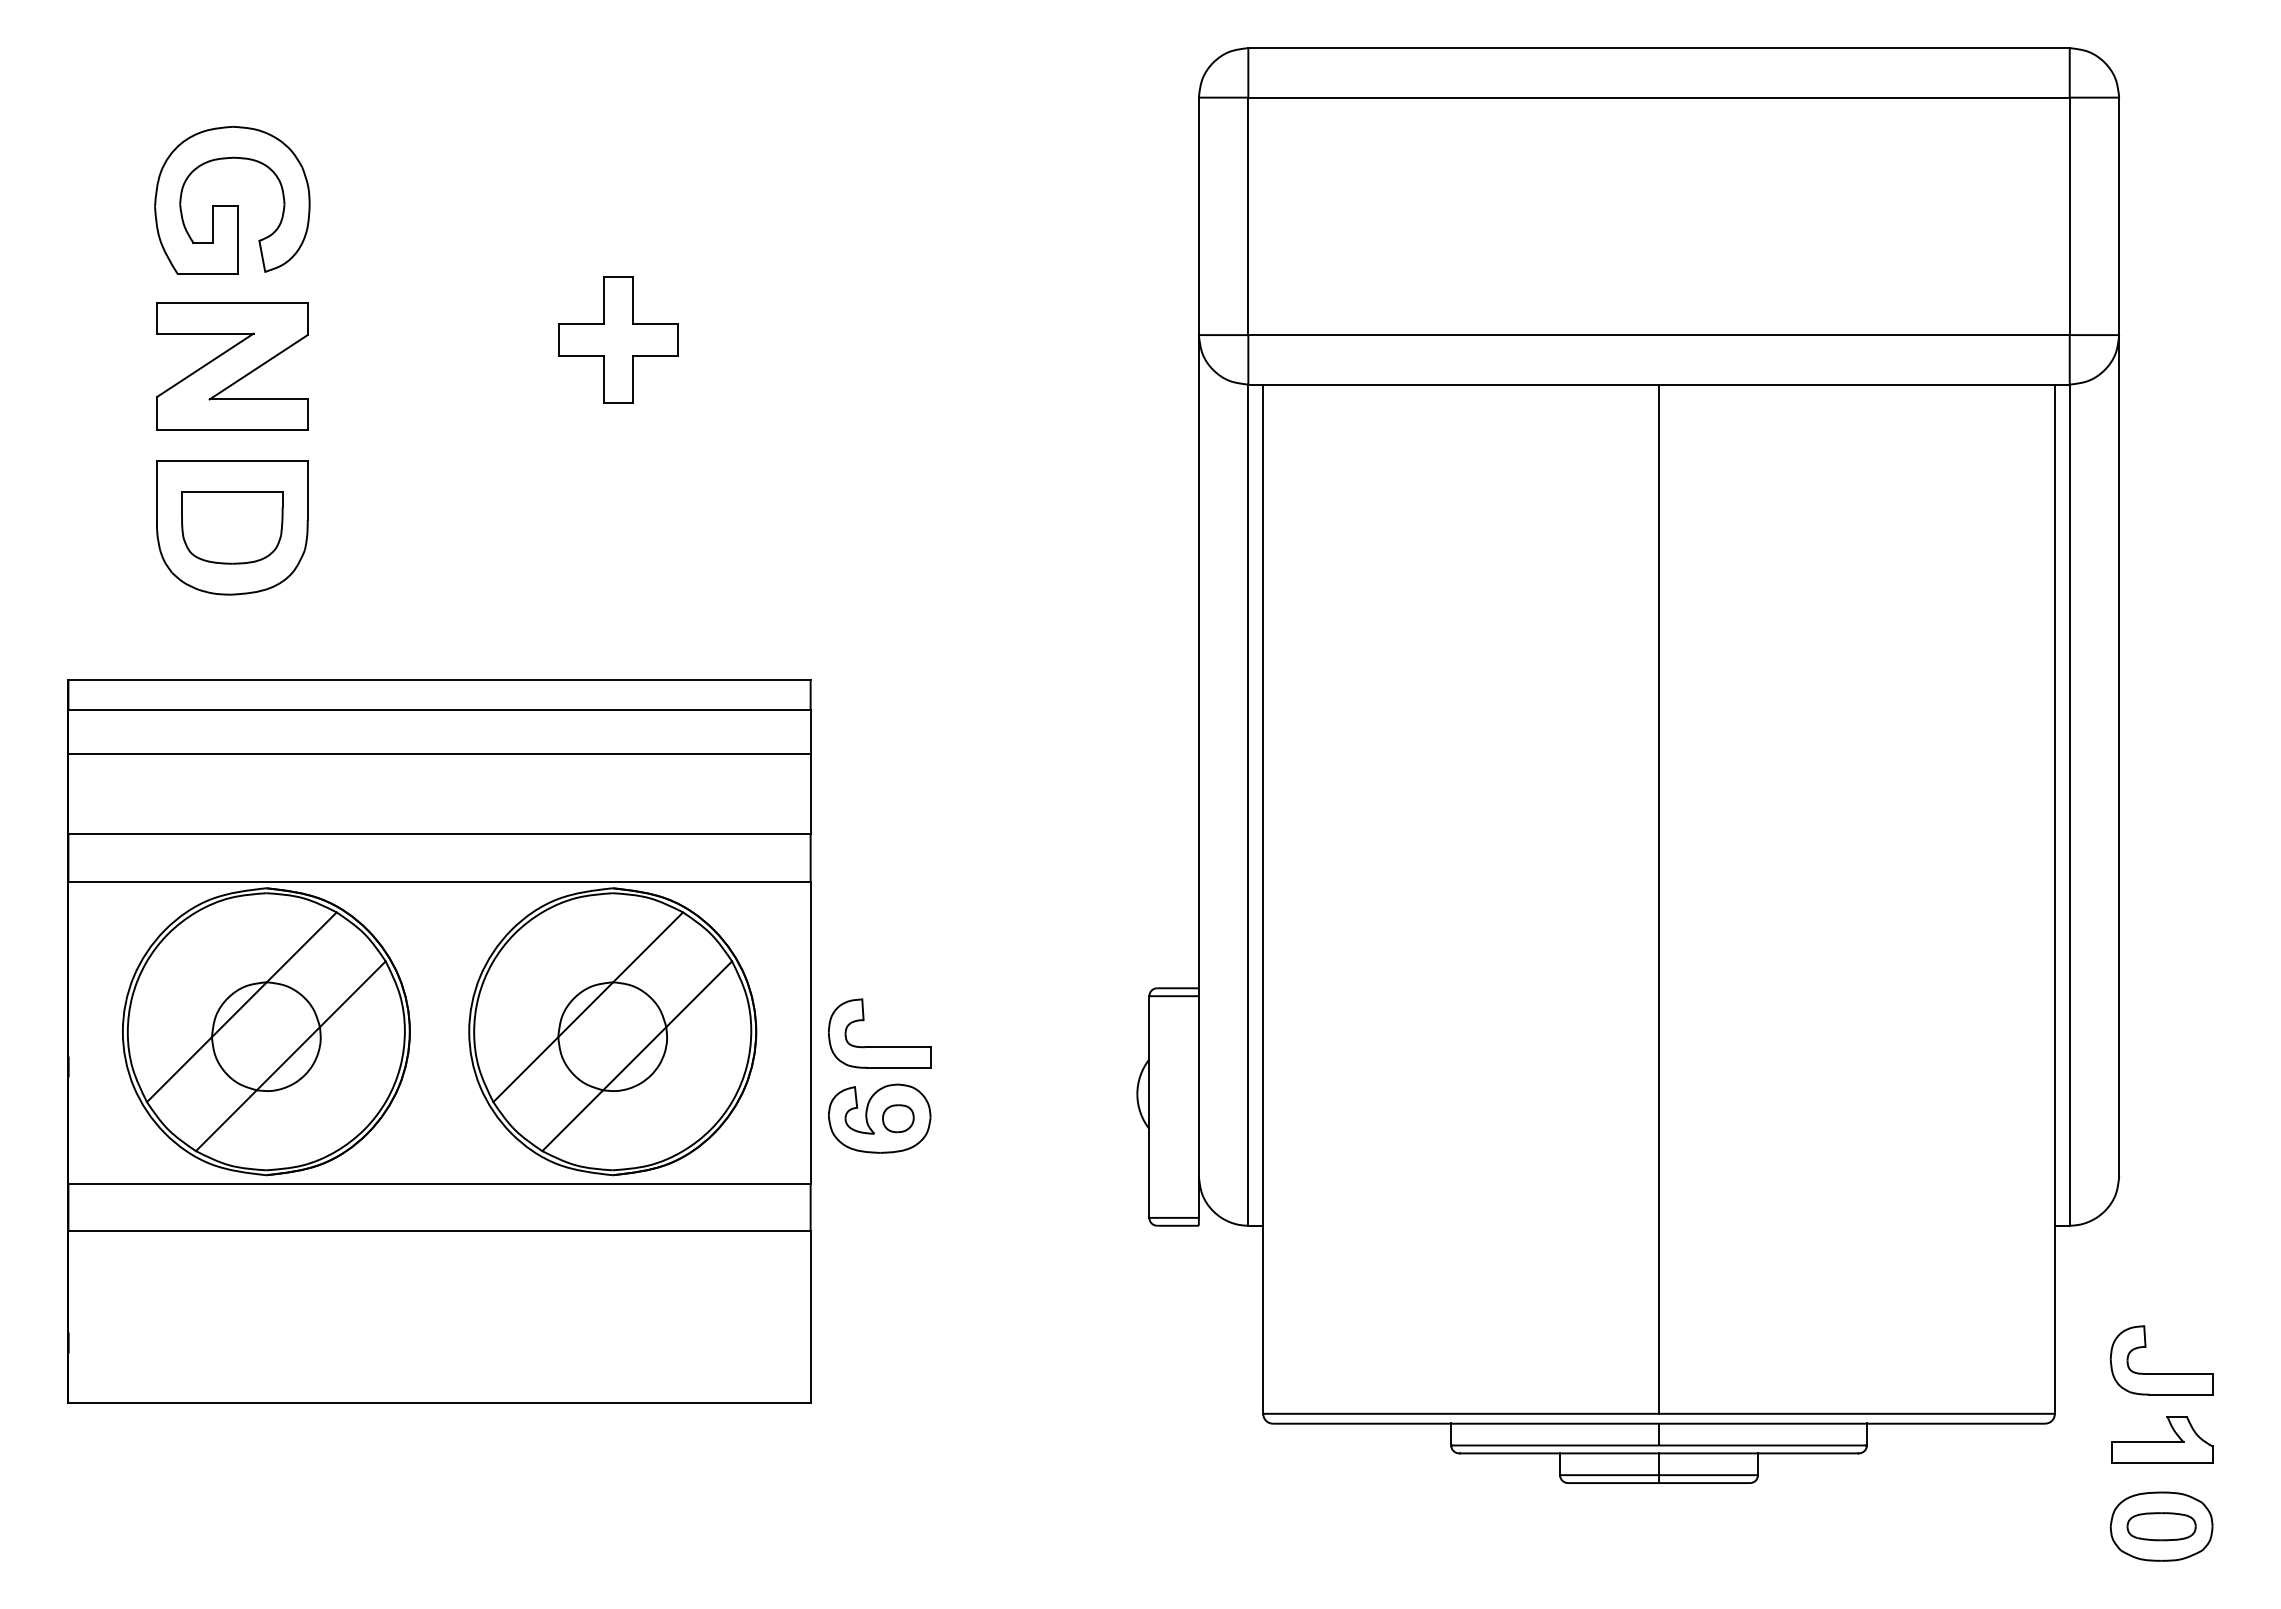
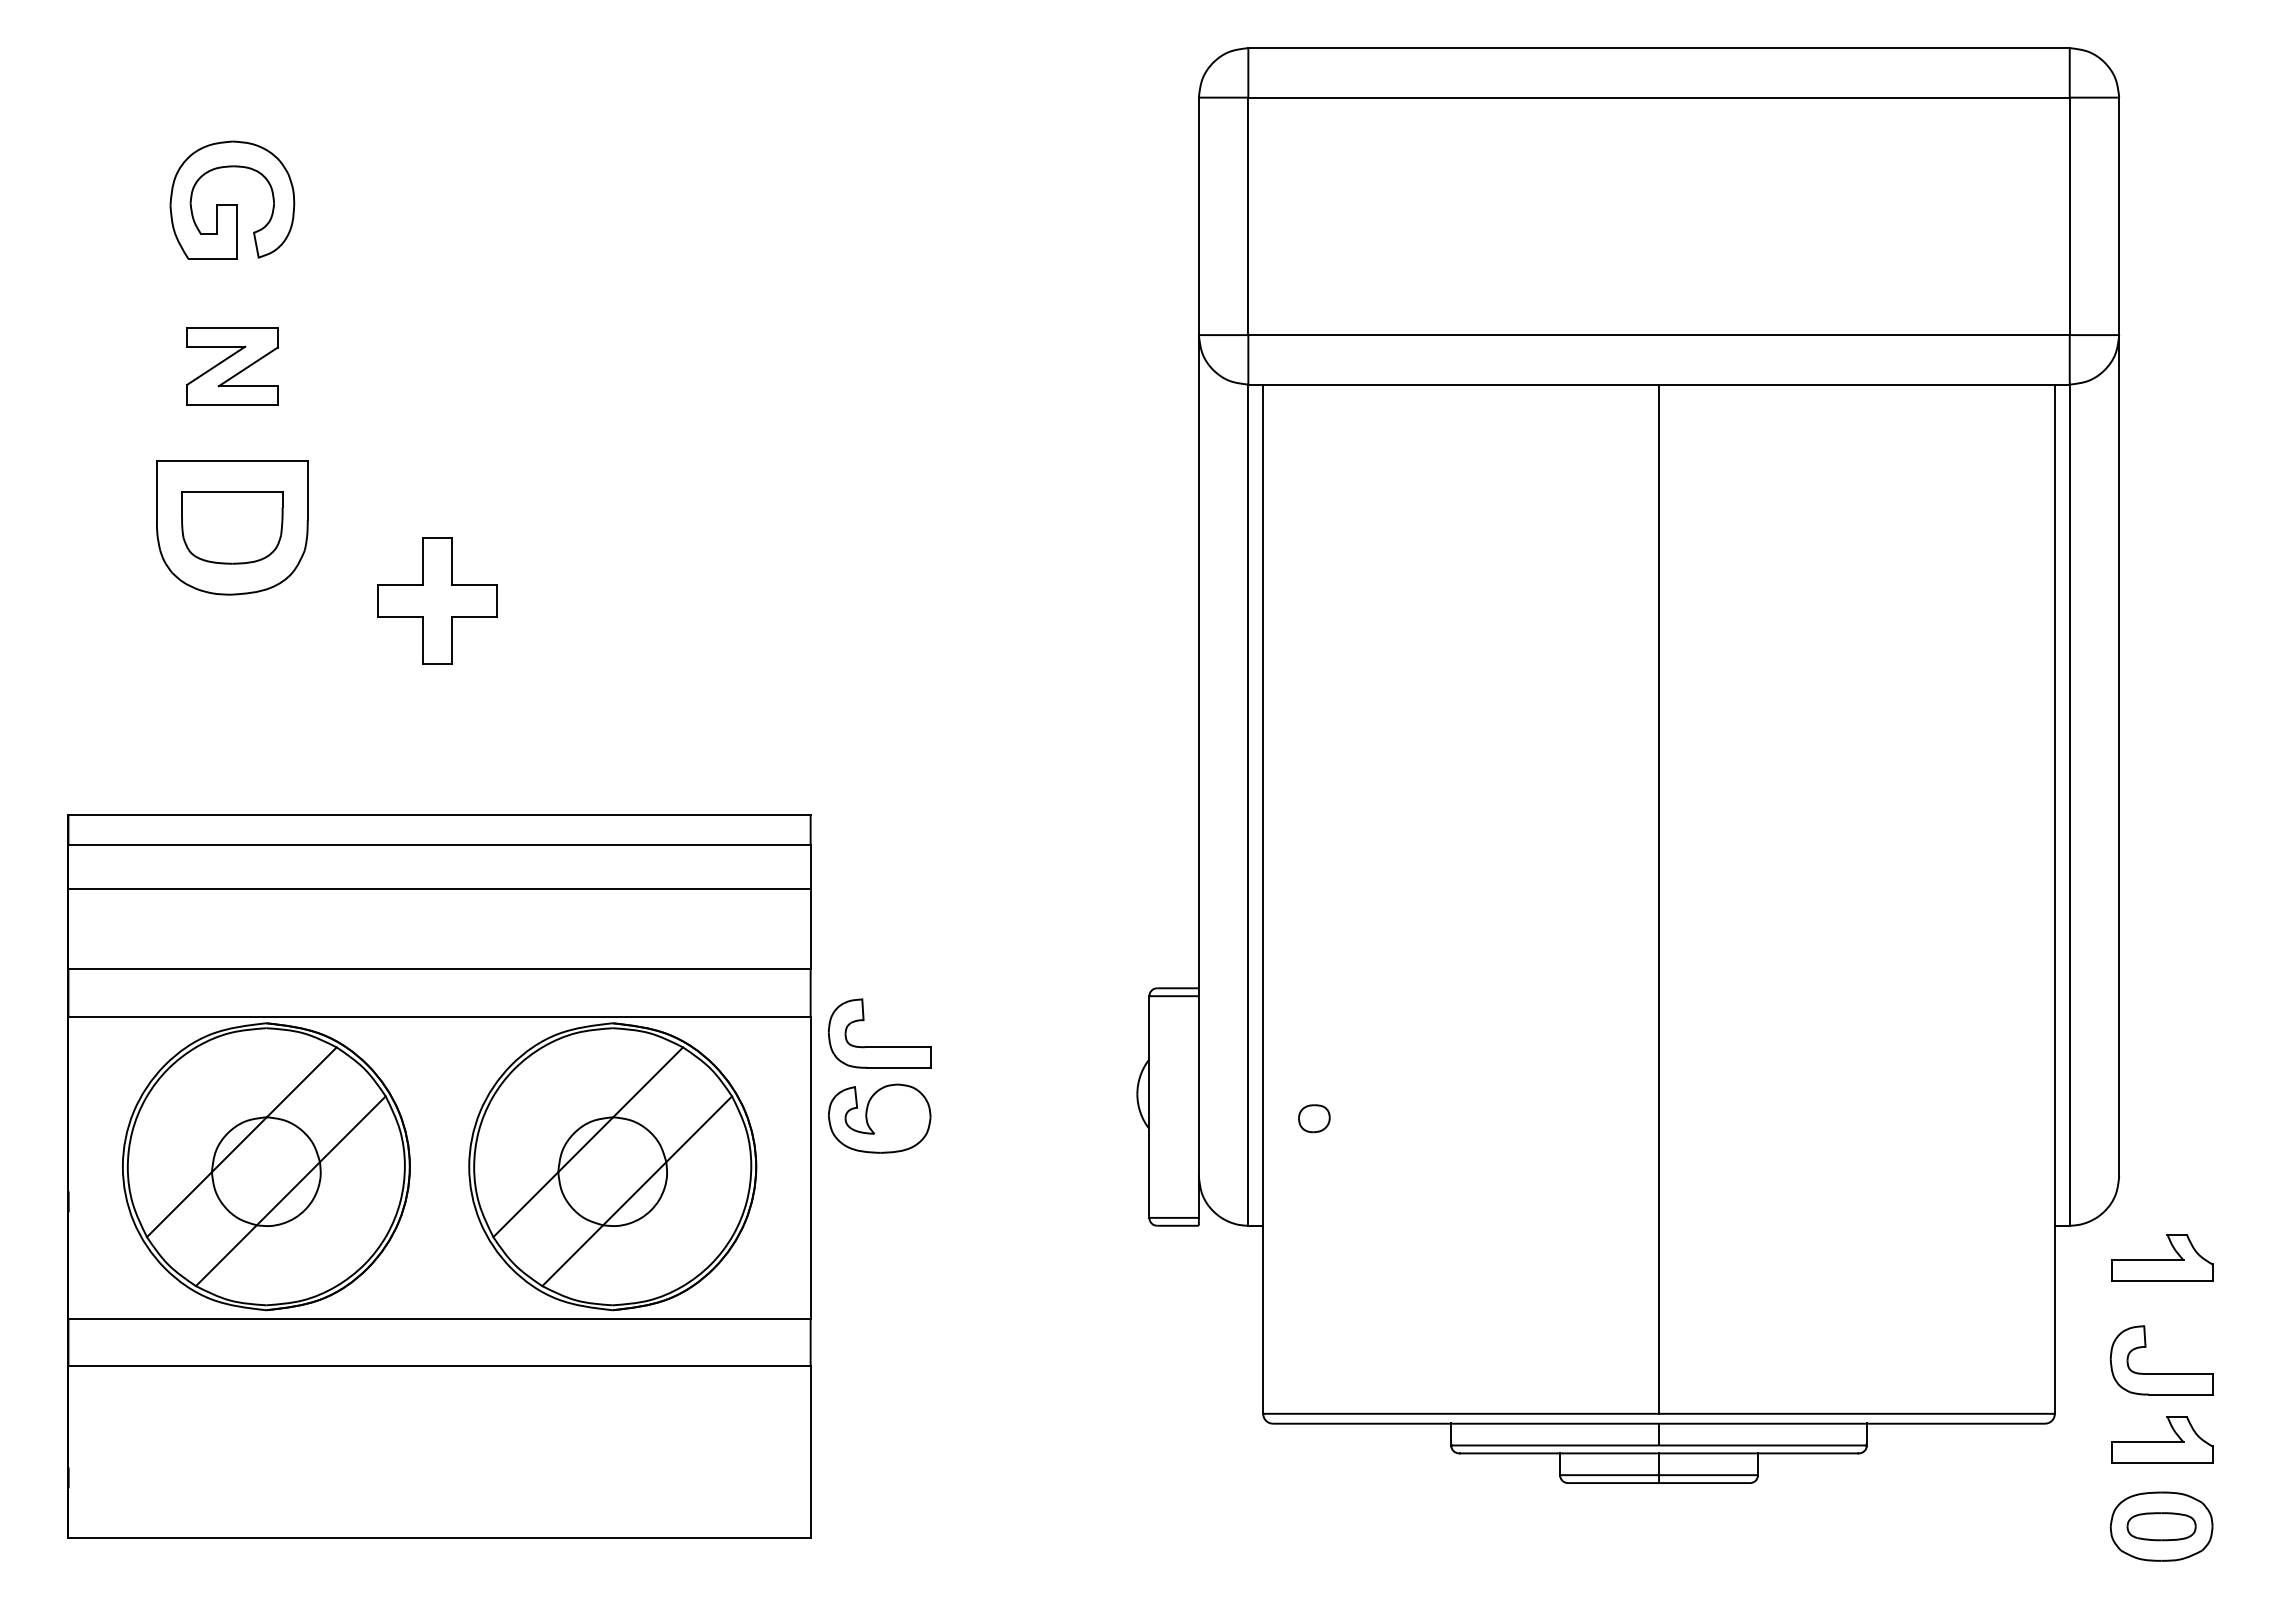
part size: 157x149 px -> 127x120 px (232, 199)
part position: (618, 339) -> (437, 600) (437, 600)
part size: 153x129 px -> 93x79 px (232, 366)
part position: (439, 1041) -> (439, 1176) (439, 1176)
part position: (898, 1118) -> (1314, 1118) (1314, 1118)
part: none -> present (2162, 1257)
